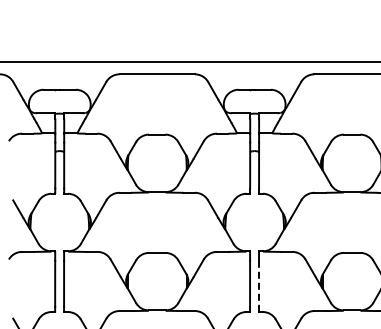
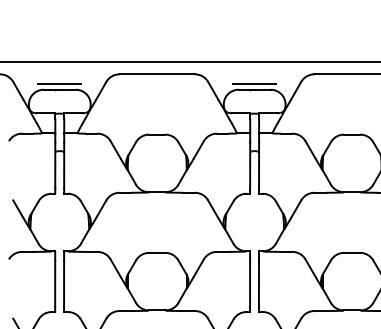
line: none -> present (59, 84)
line: none -> present (254, 84)
line: dashed -> solid (258, 283)
